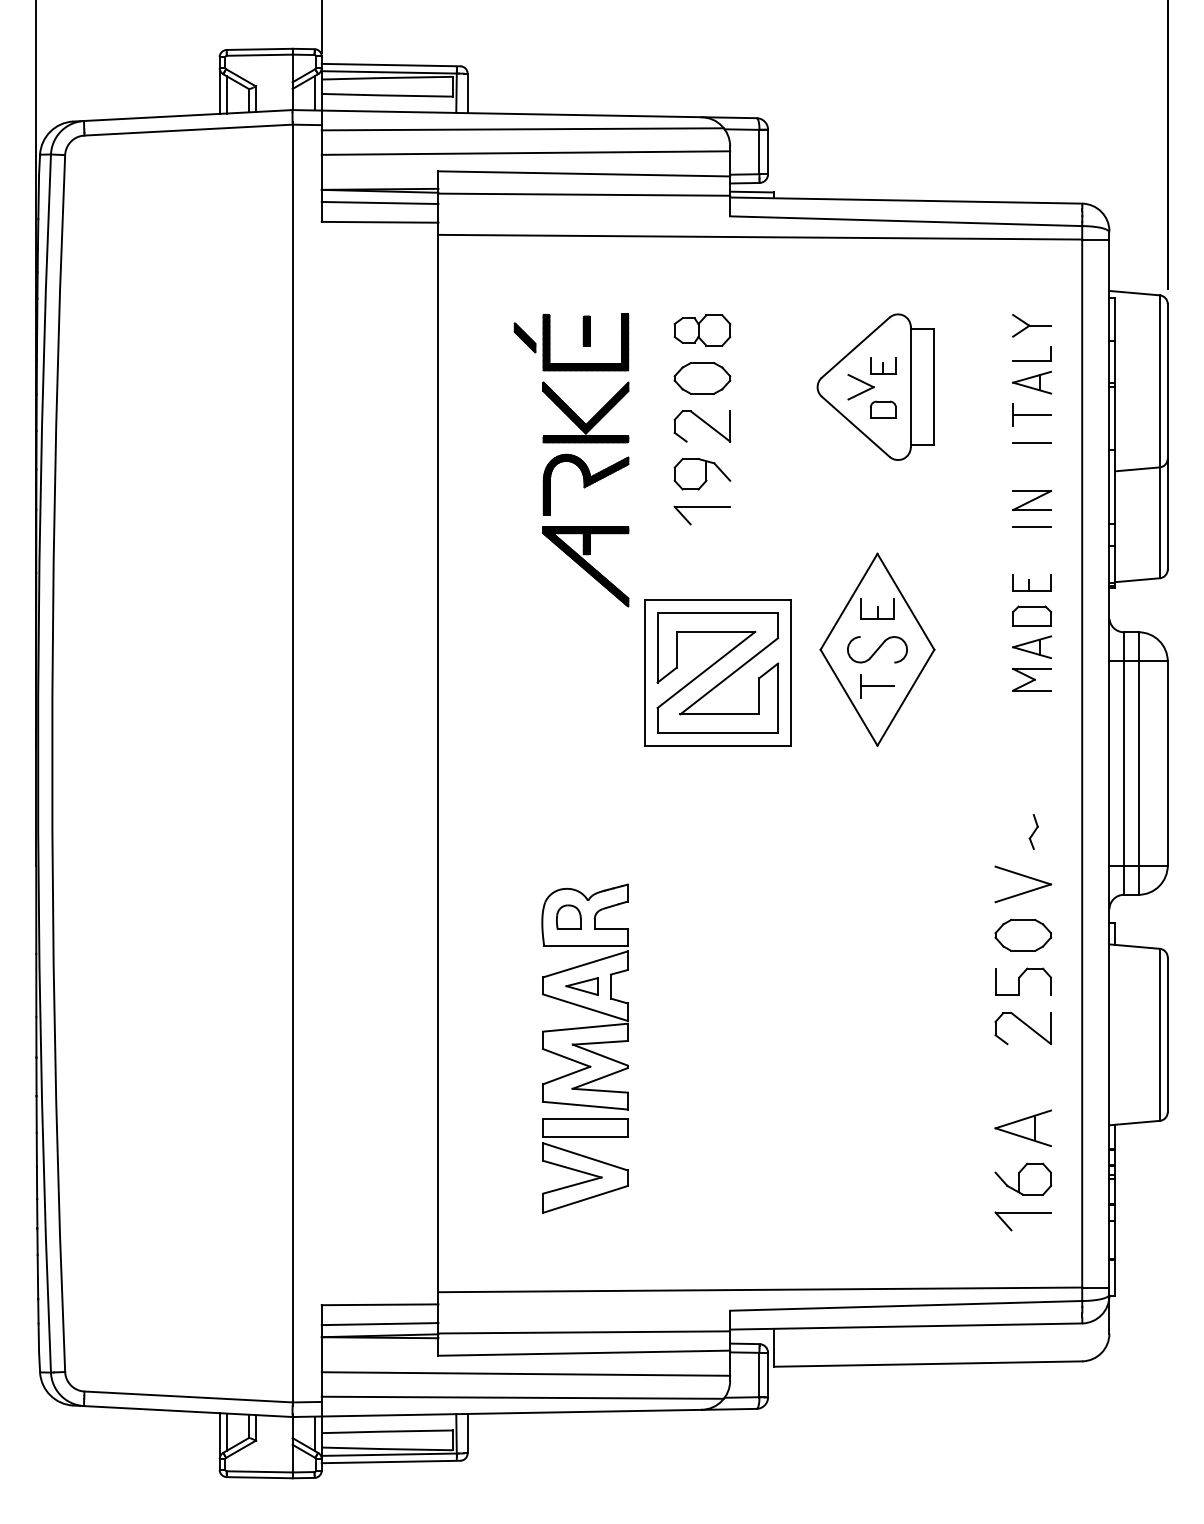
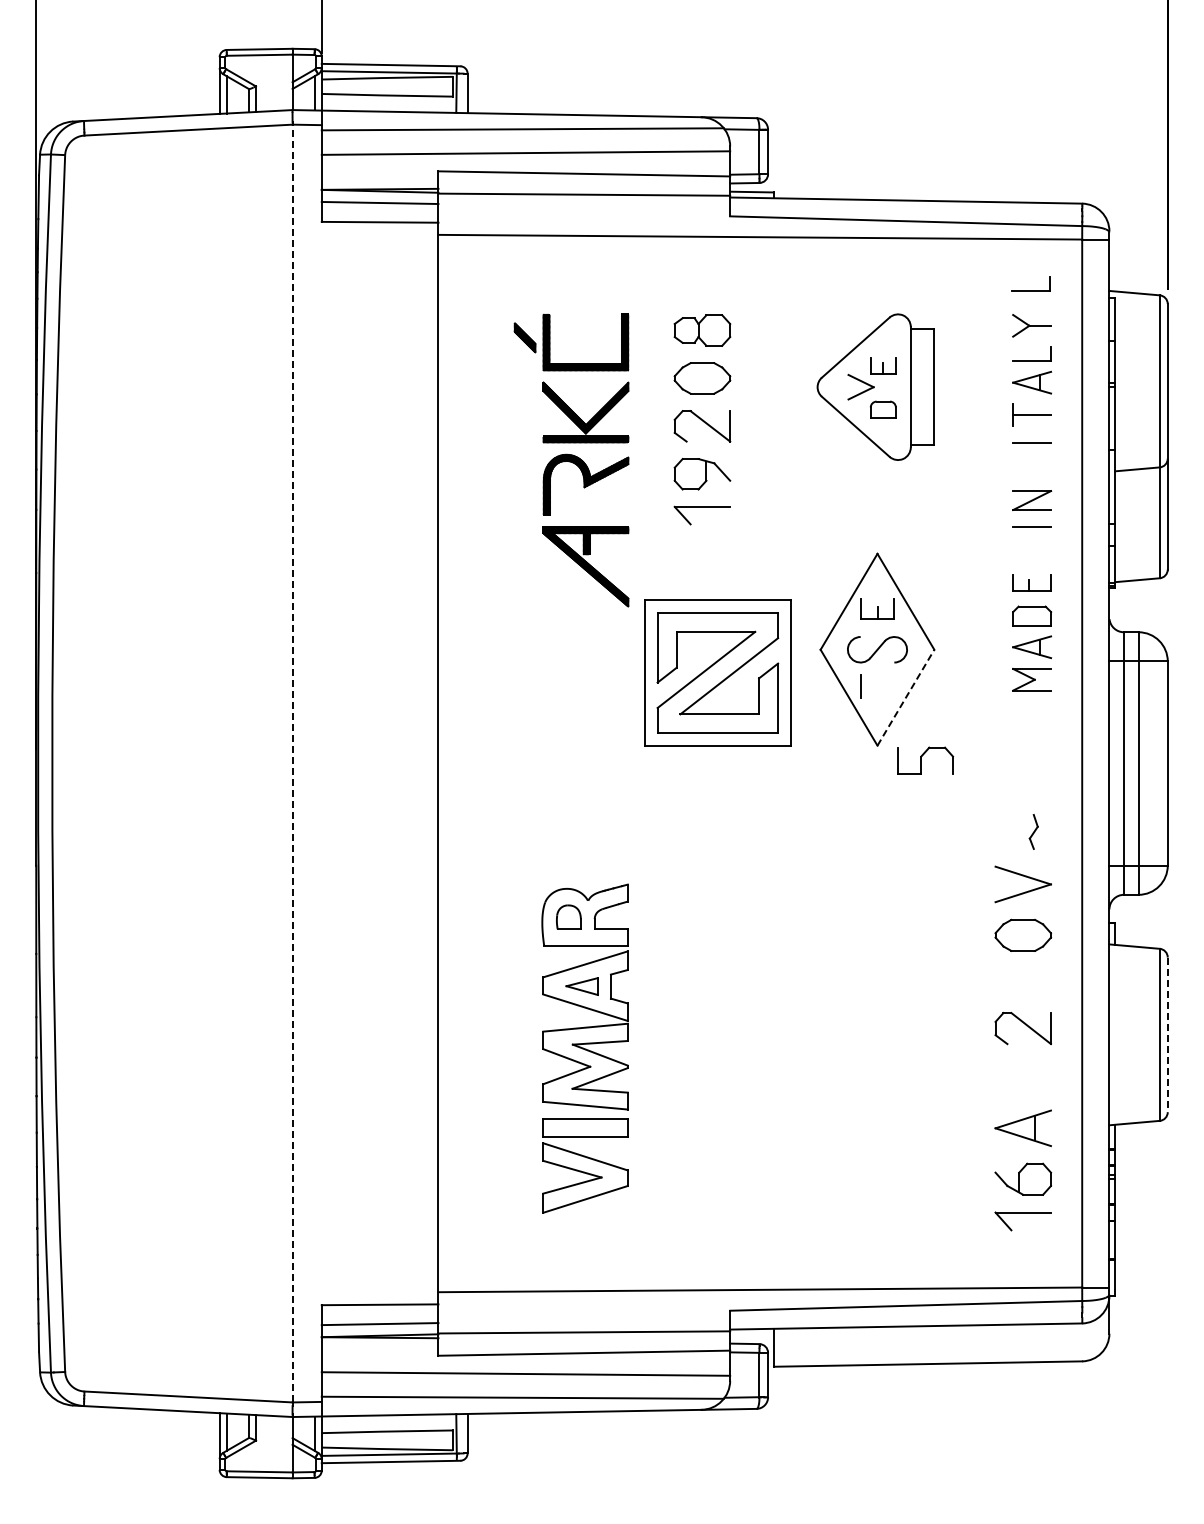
part: none -> present (1030, 290)
part: present -> none (586, 330)
line: present -> none (877, 686)
line: solid -> dashed (905, 697)
line: solid -> dashed (292, 763)
part position: (1023, 981) -> (925, 760) (925, 760)
line: solid -> dashed (1167, 1035)
